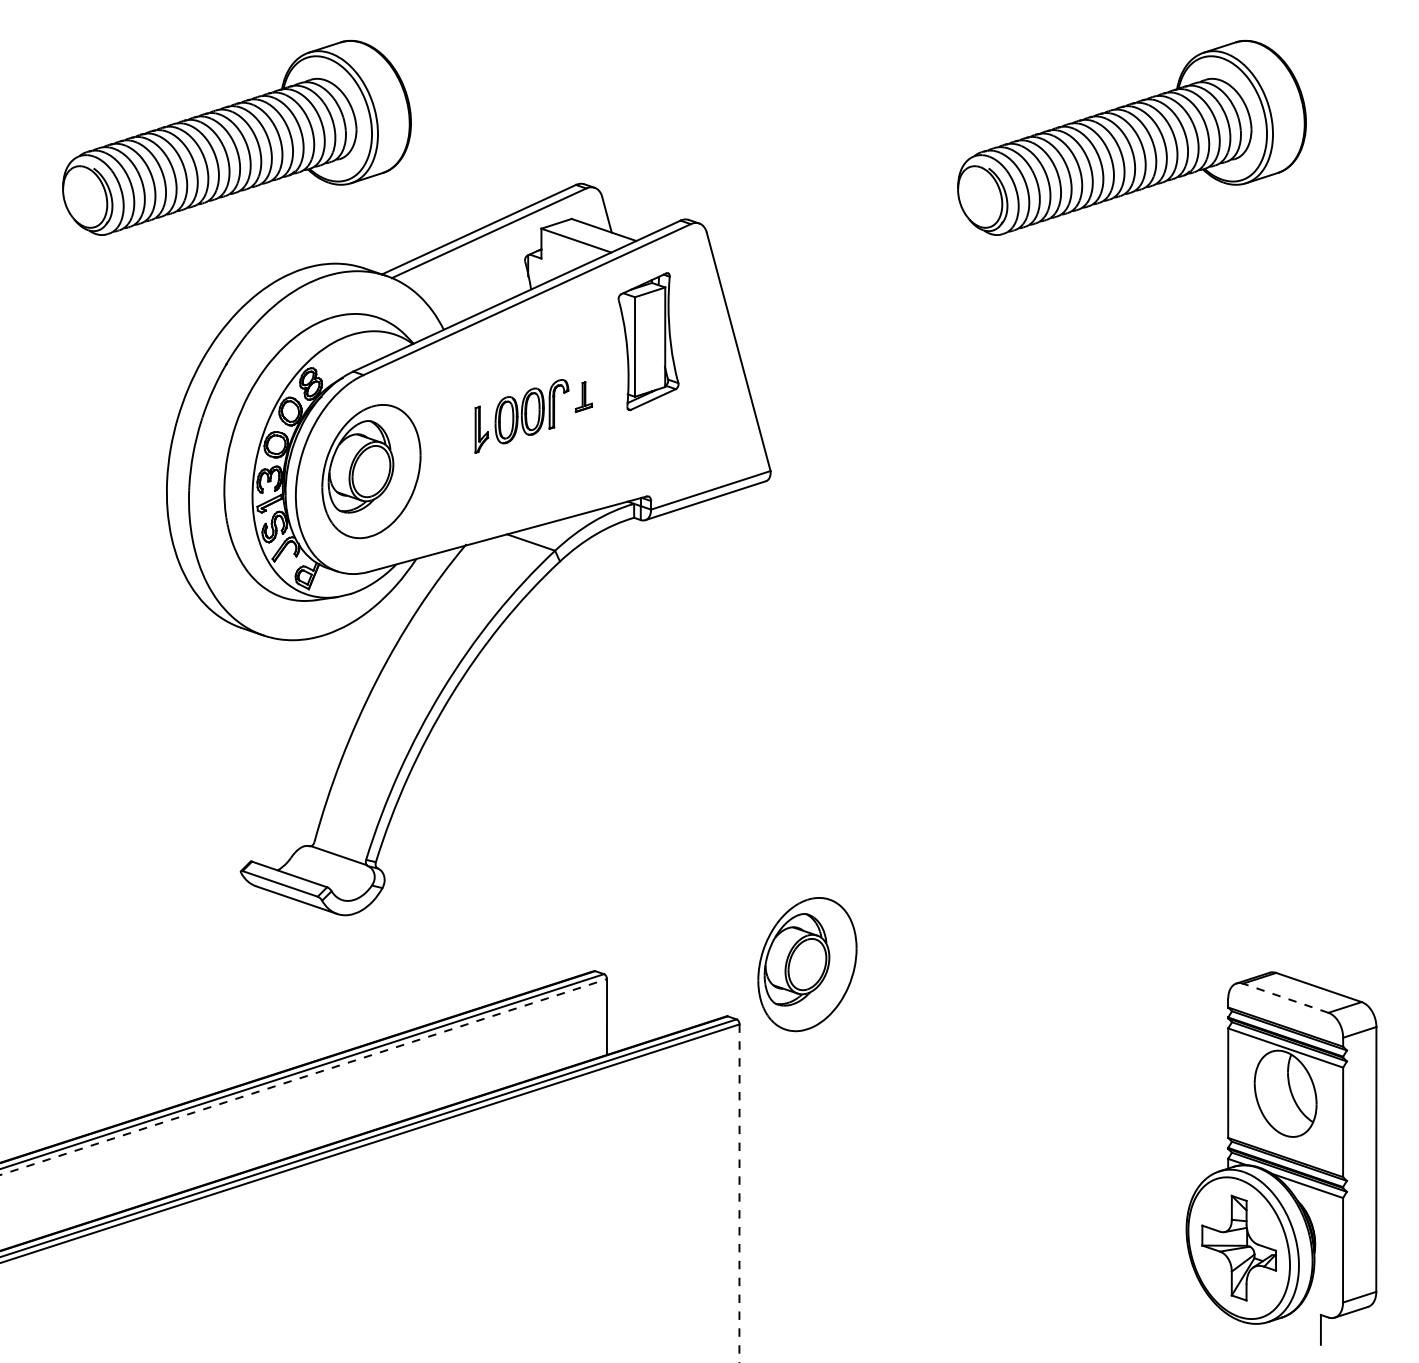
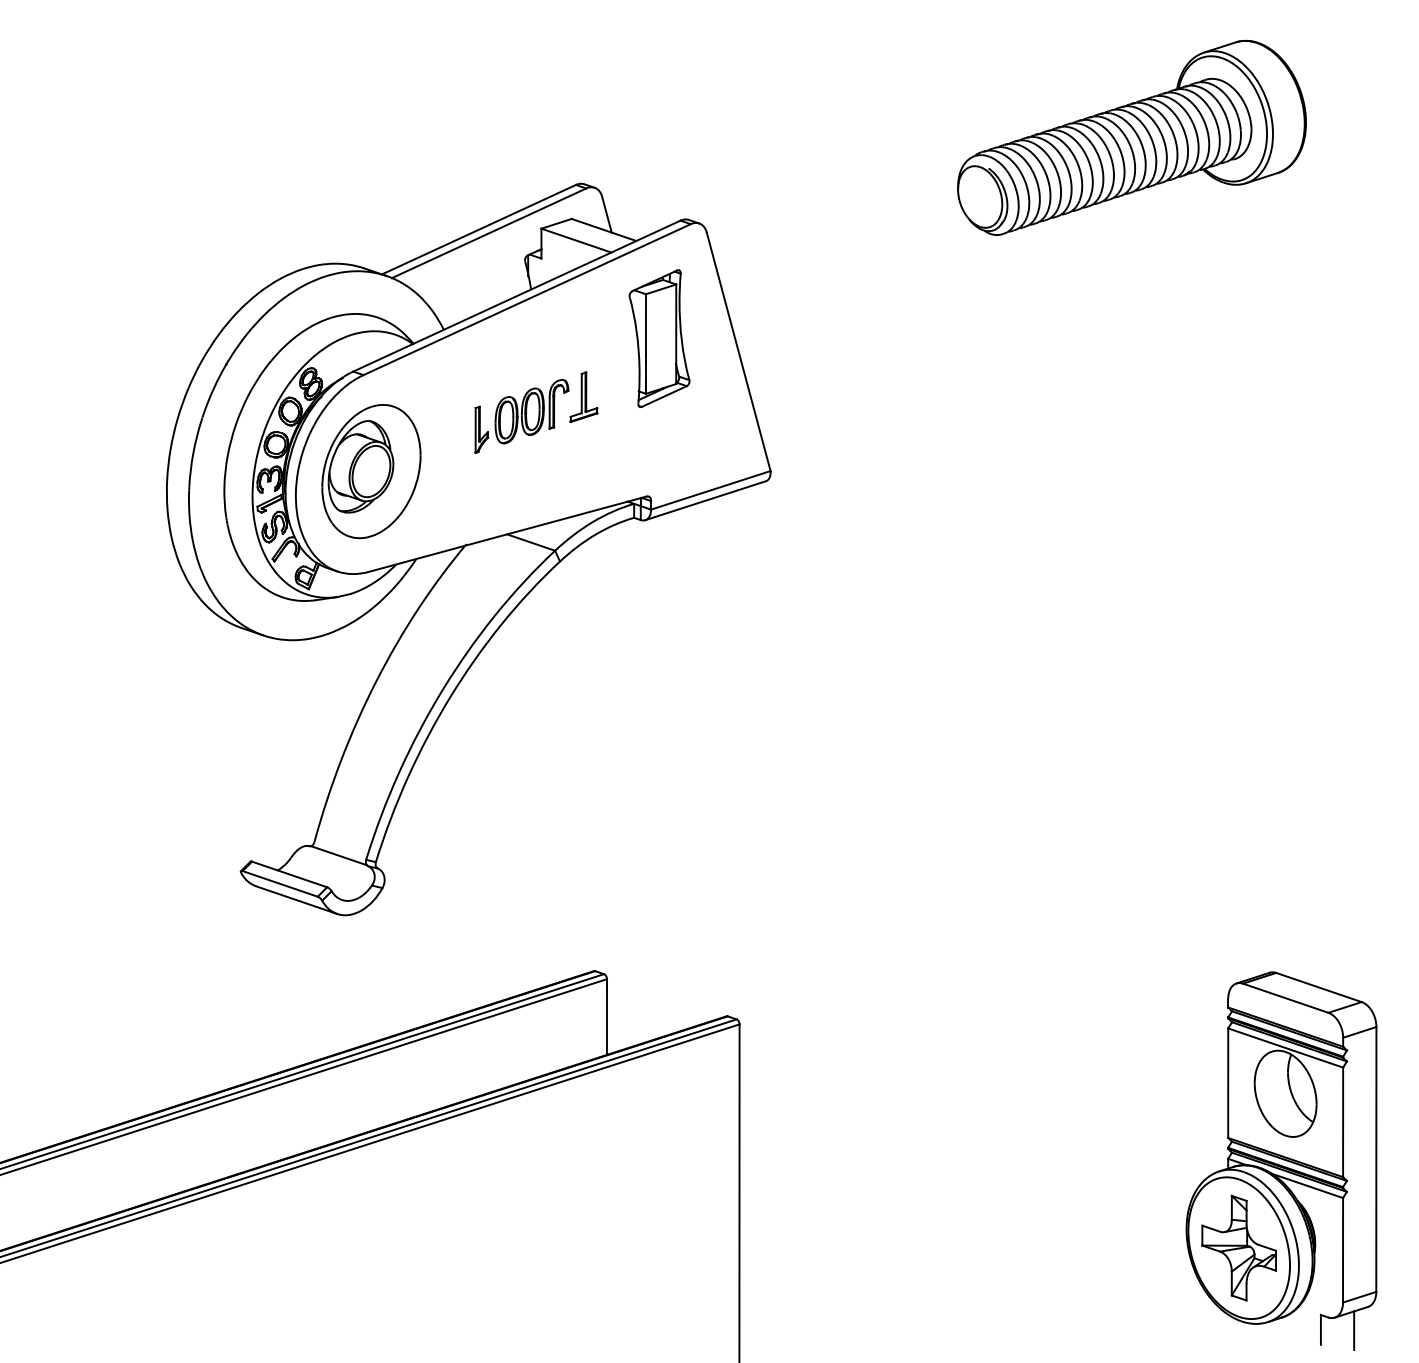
part: present -> none (236, 137)
part position: (648, 341) -> (659, 338) (659, 338)
part size: 19x32 px -> 30x52 px (583, 396)
part: present -> none (807, 964)
line: dashed -> solid (1285, 998)
line: dashed -> solid (304, 1076)
line: dashed -> solid (739, 1193)
line: none -> present (1354, 1330)
